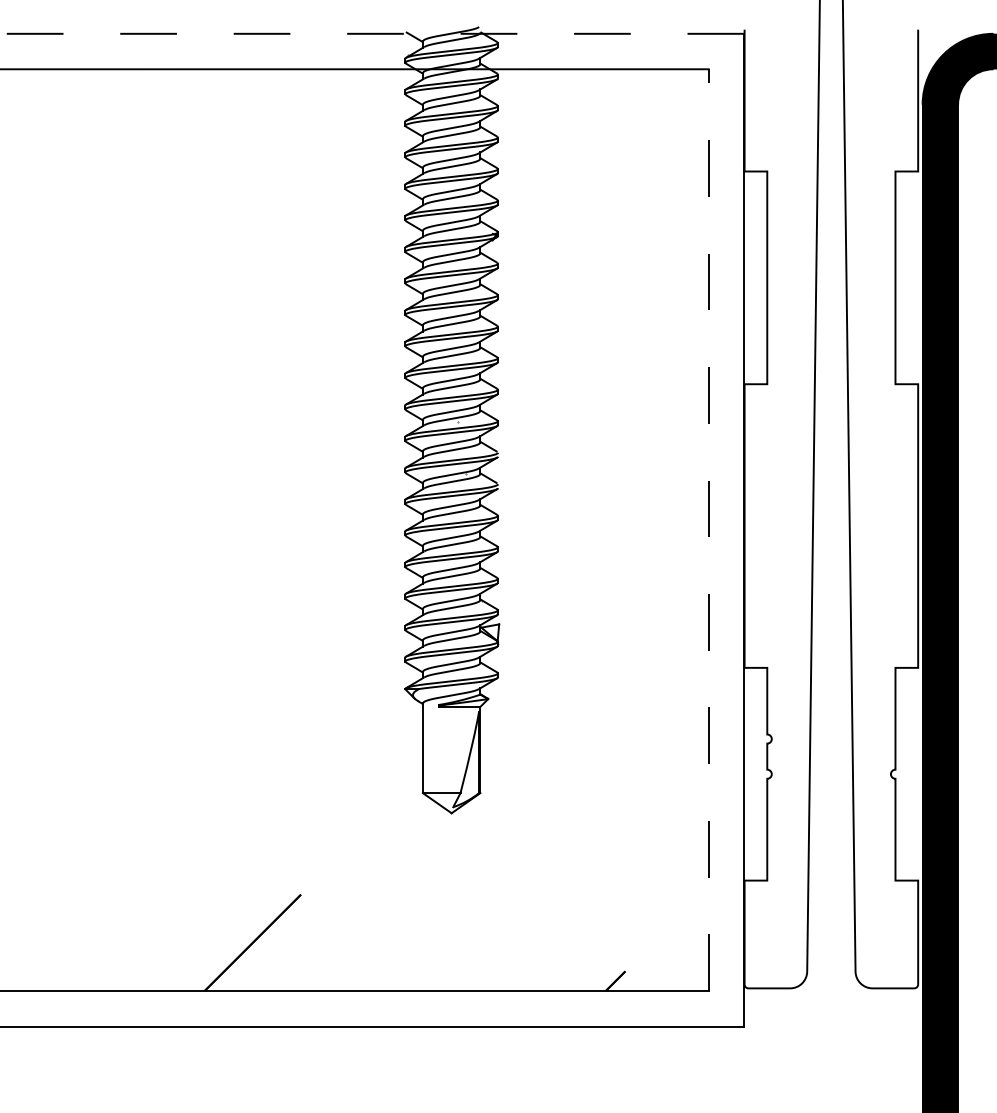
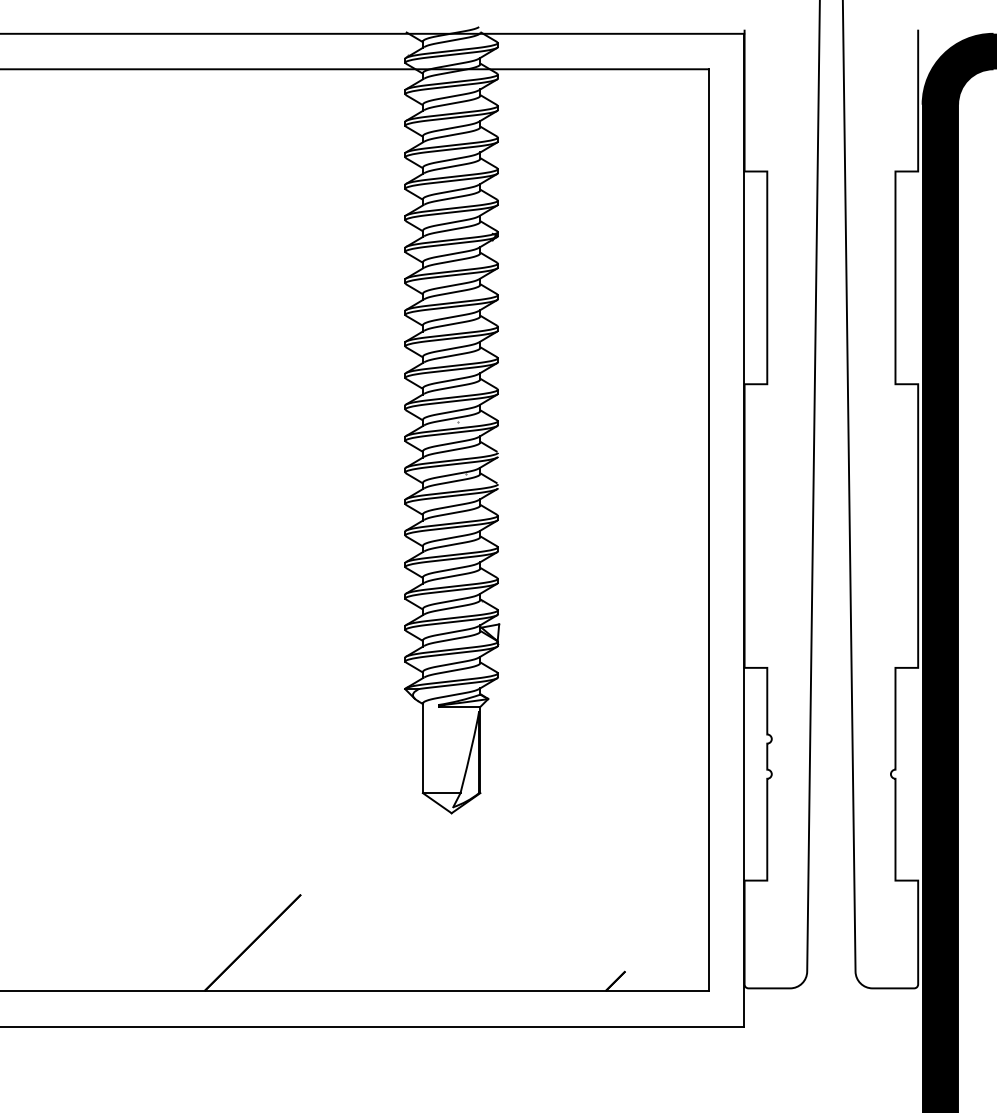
line: dashed -> solid (372, 33)
line: dashed -> solid (708, 530)
